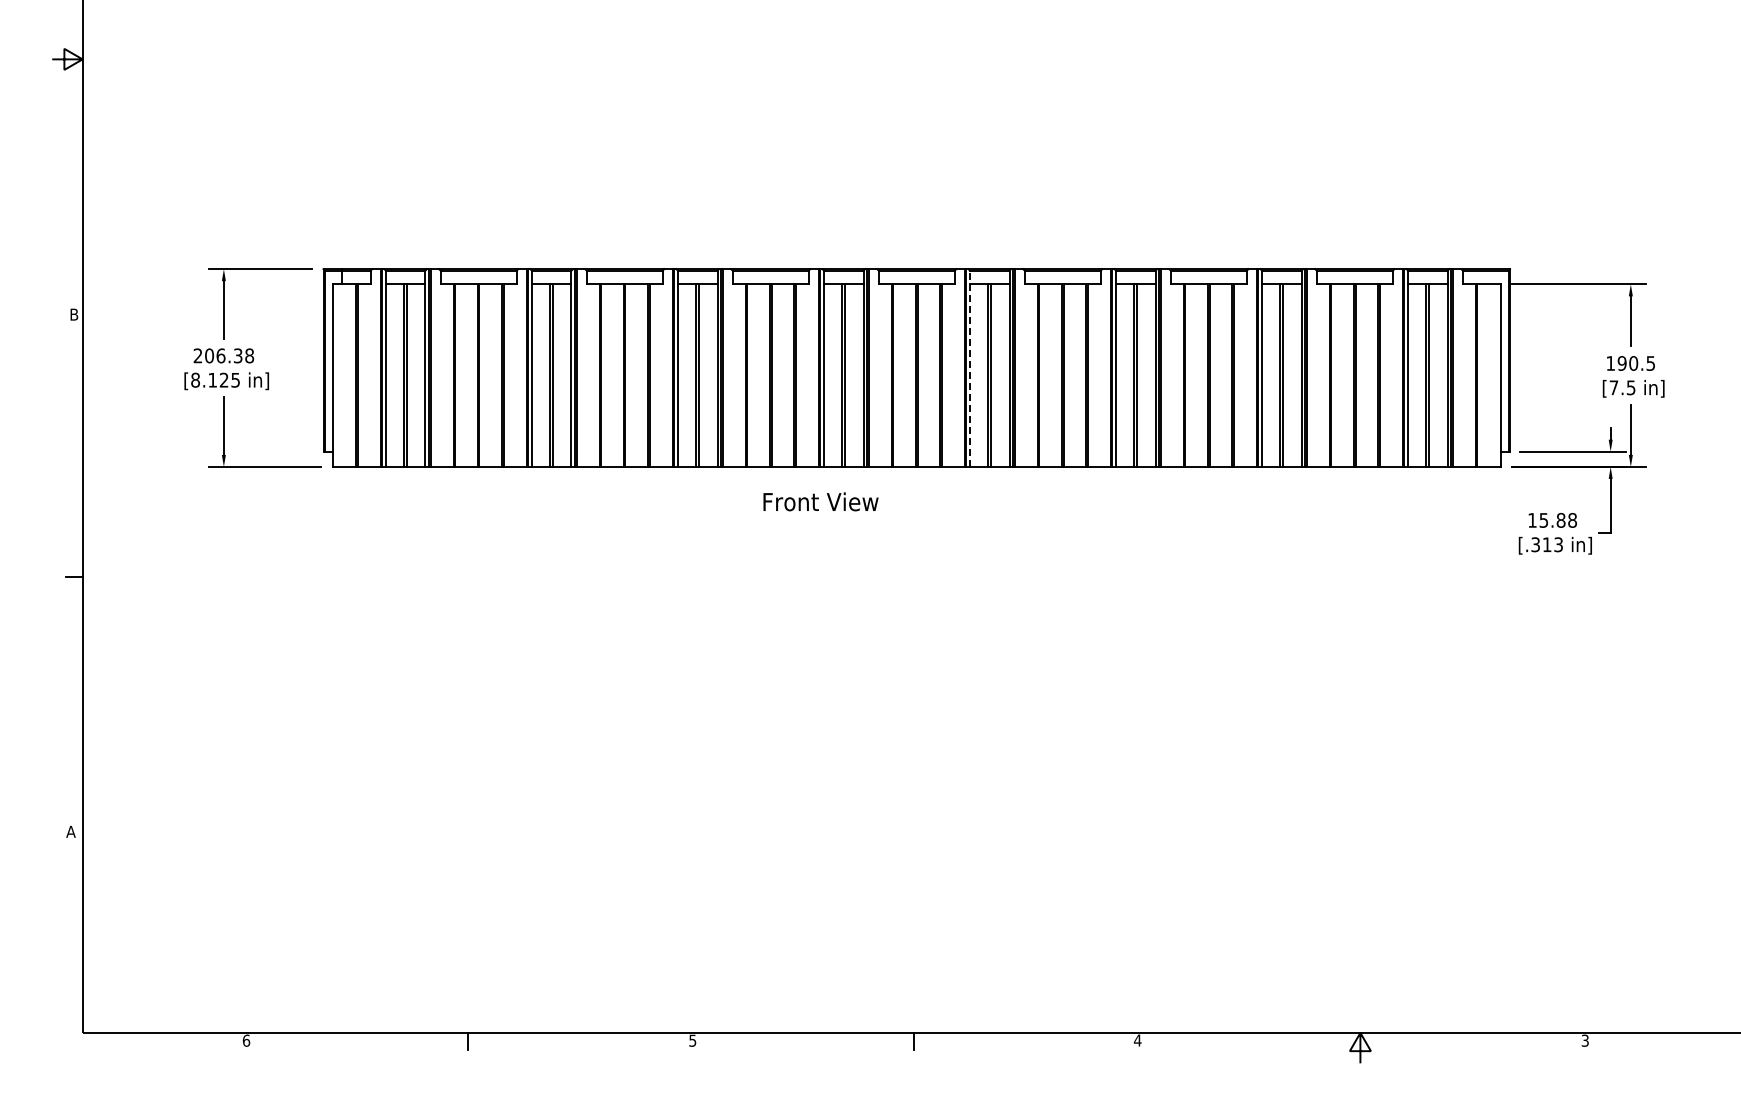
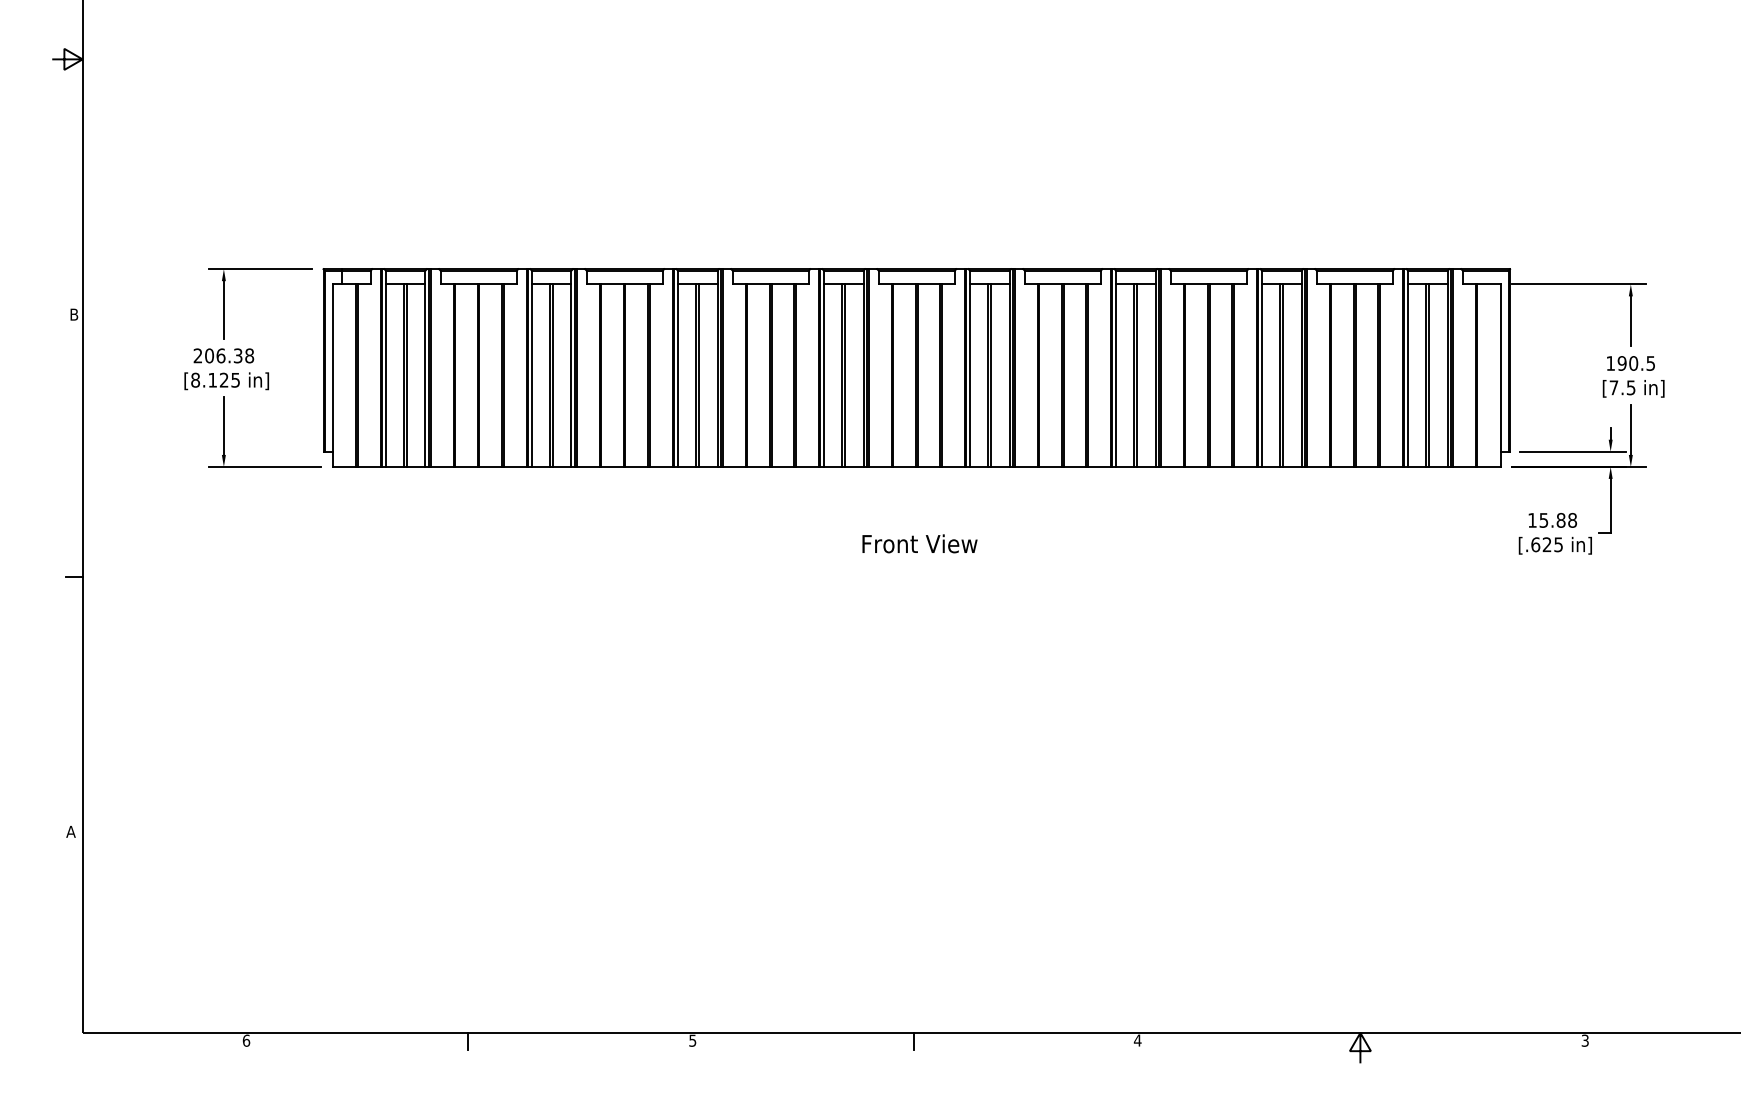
line: dashed -> solid (970, 368)
text position: (820, 501) -> (919, 543) (919, 543)
text: [.313 -> [.625 (1546, 544)
